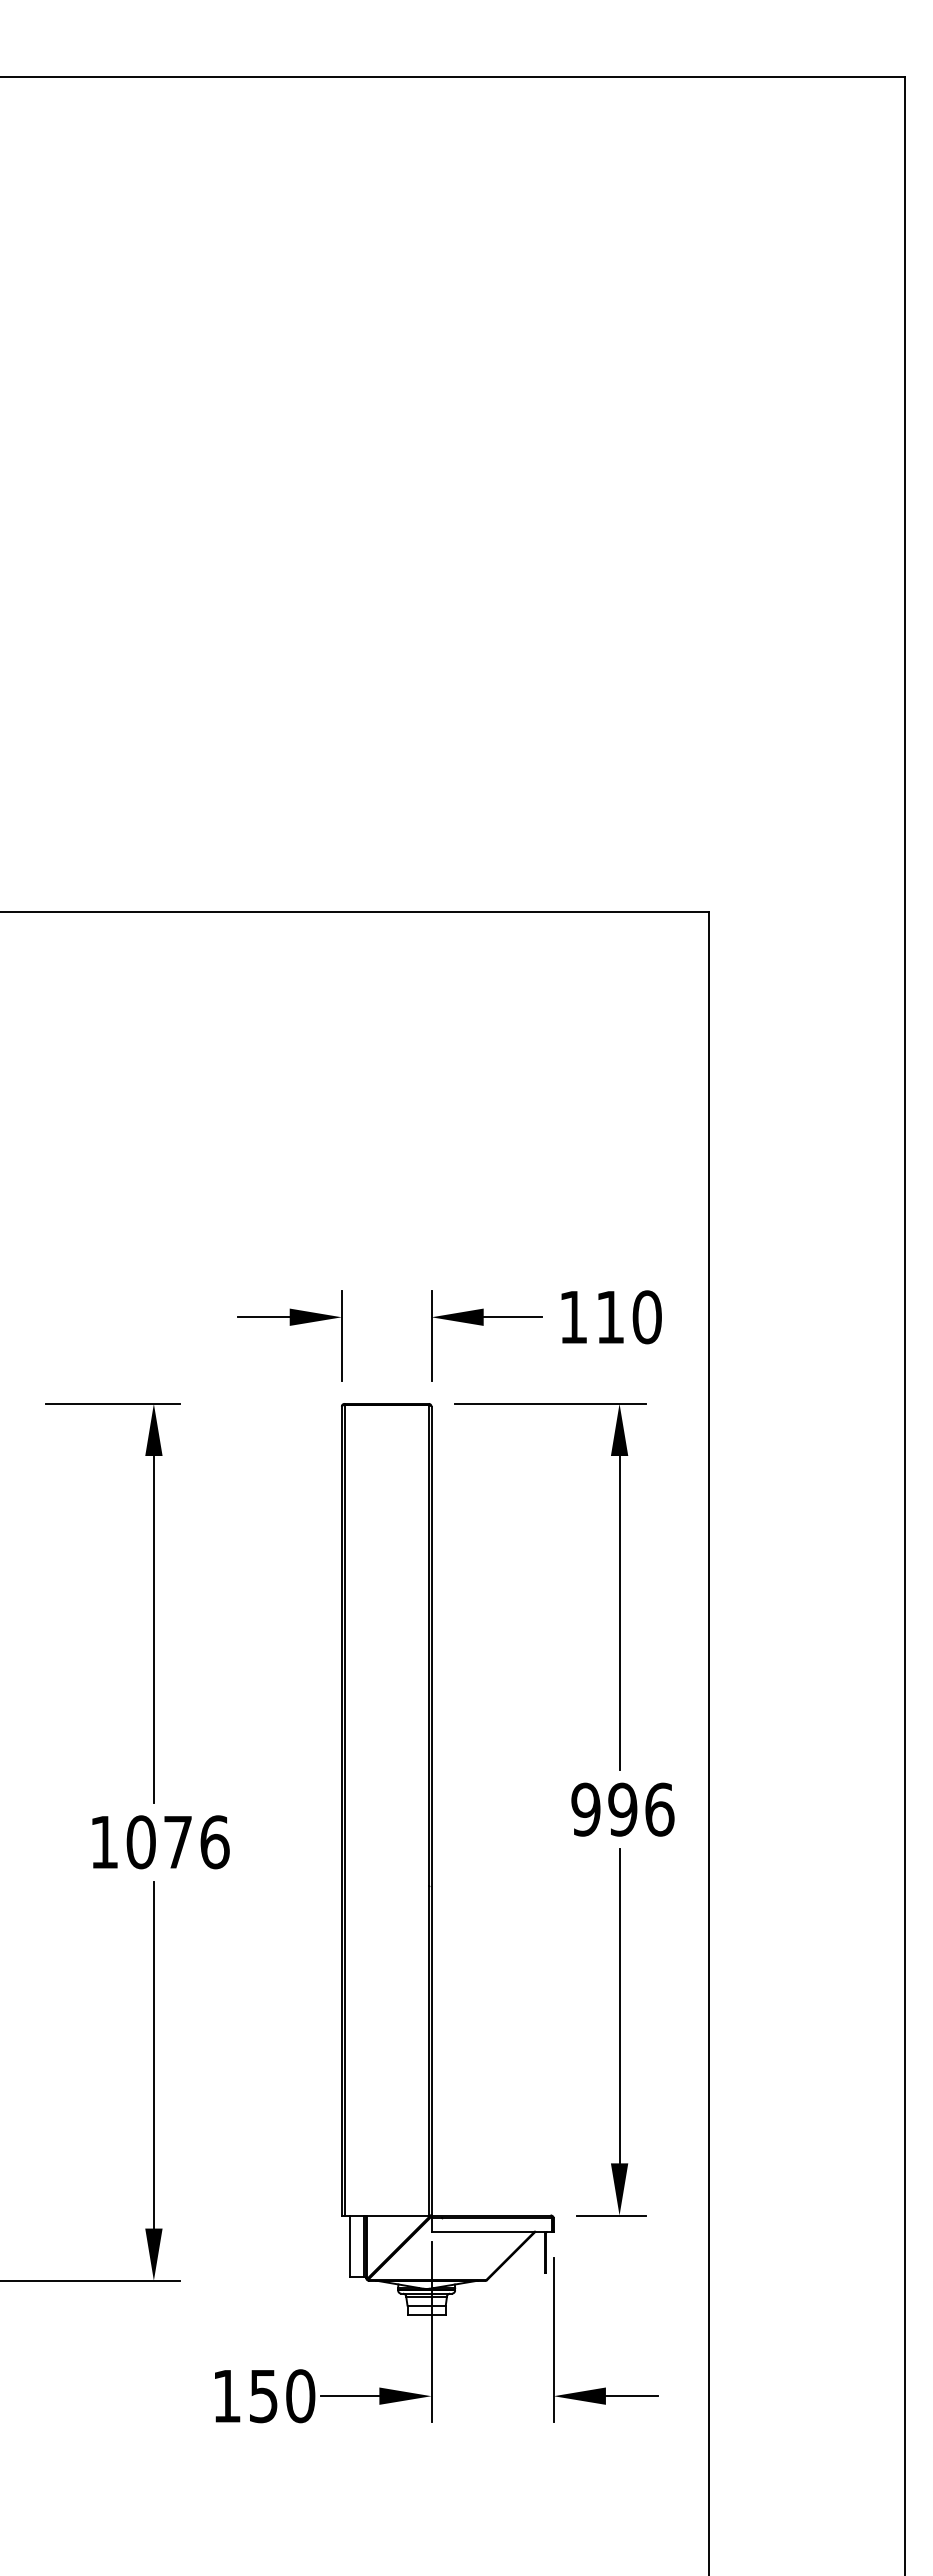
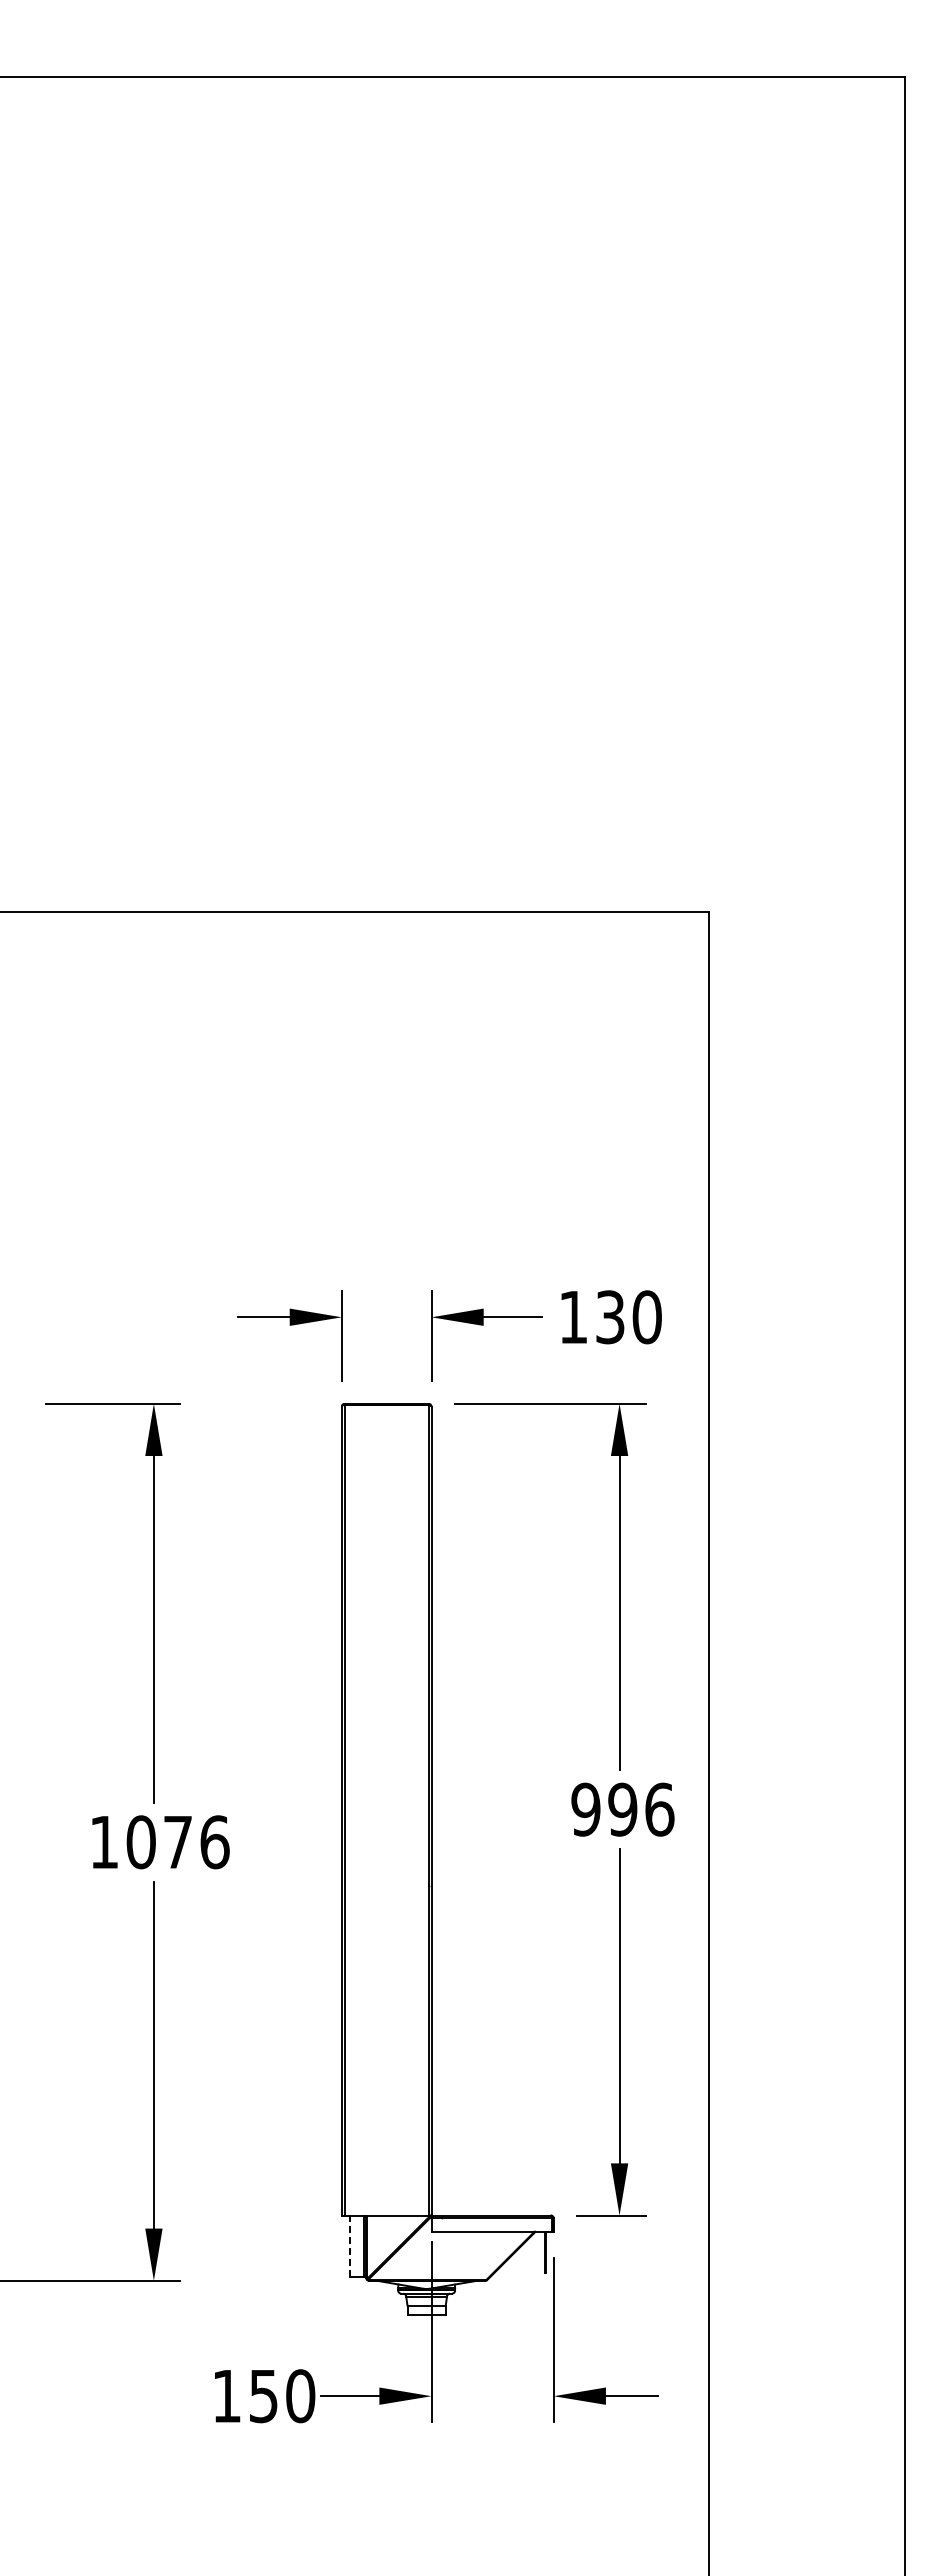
text: 110 -> 130 (610, 1317)
line: solid -> dashed (350, 2246)
